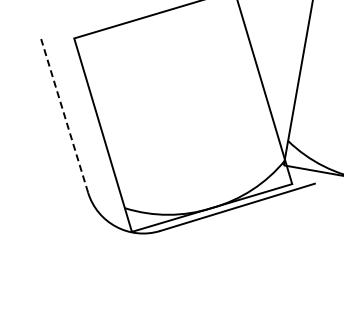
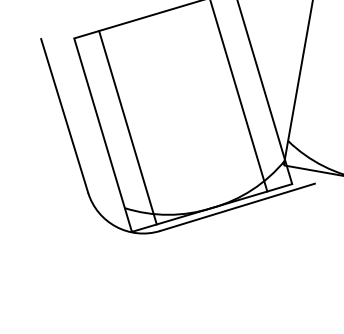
line: none -> present (239, 96)
line: dashed -> solid (64, 115)
line: none -> present (127, 127)
